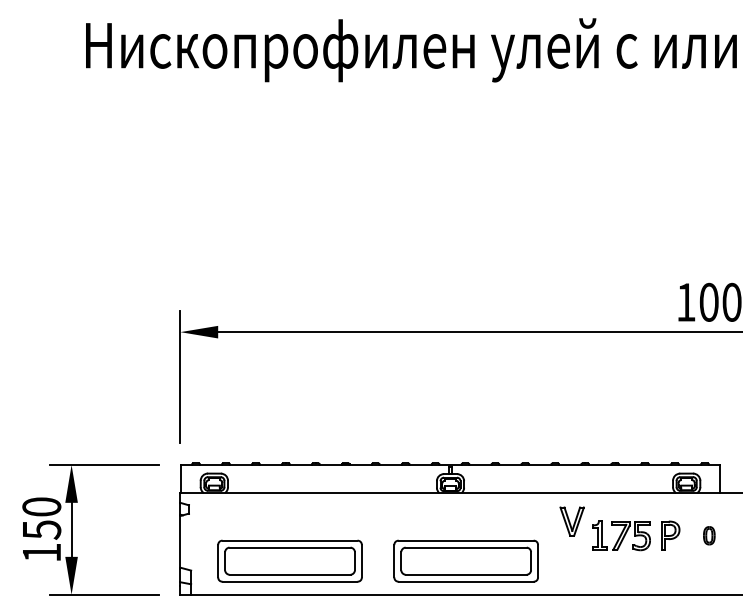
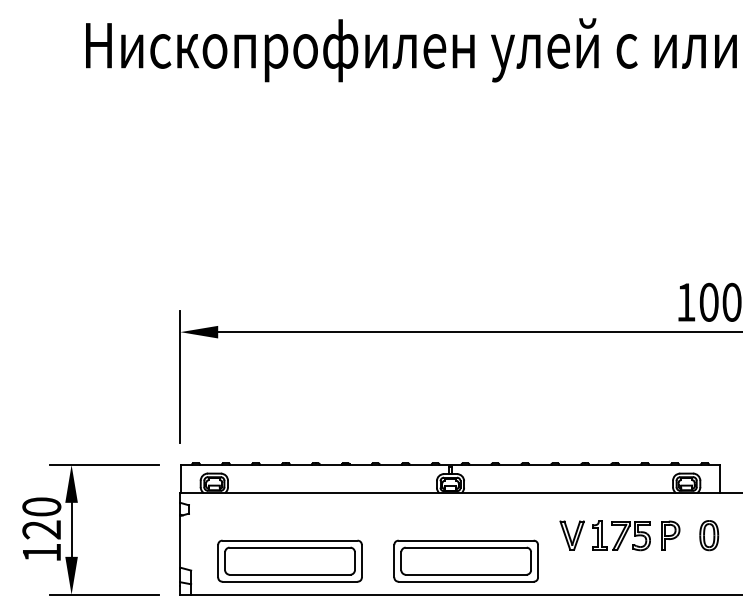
part position: (571, 521) -> (571, 535) (571, 535)
text: 150 -> 120 (41, 529)
part size: 13x20 px -> 21x32 px (709, 535)
